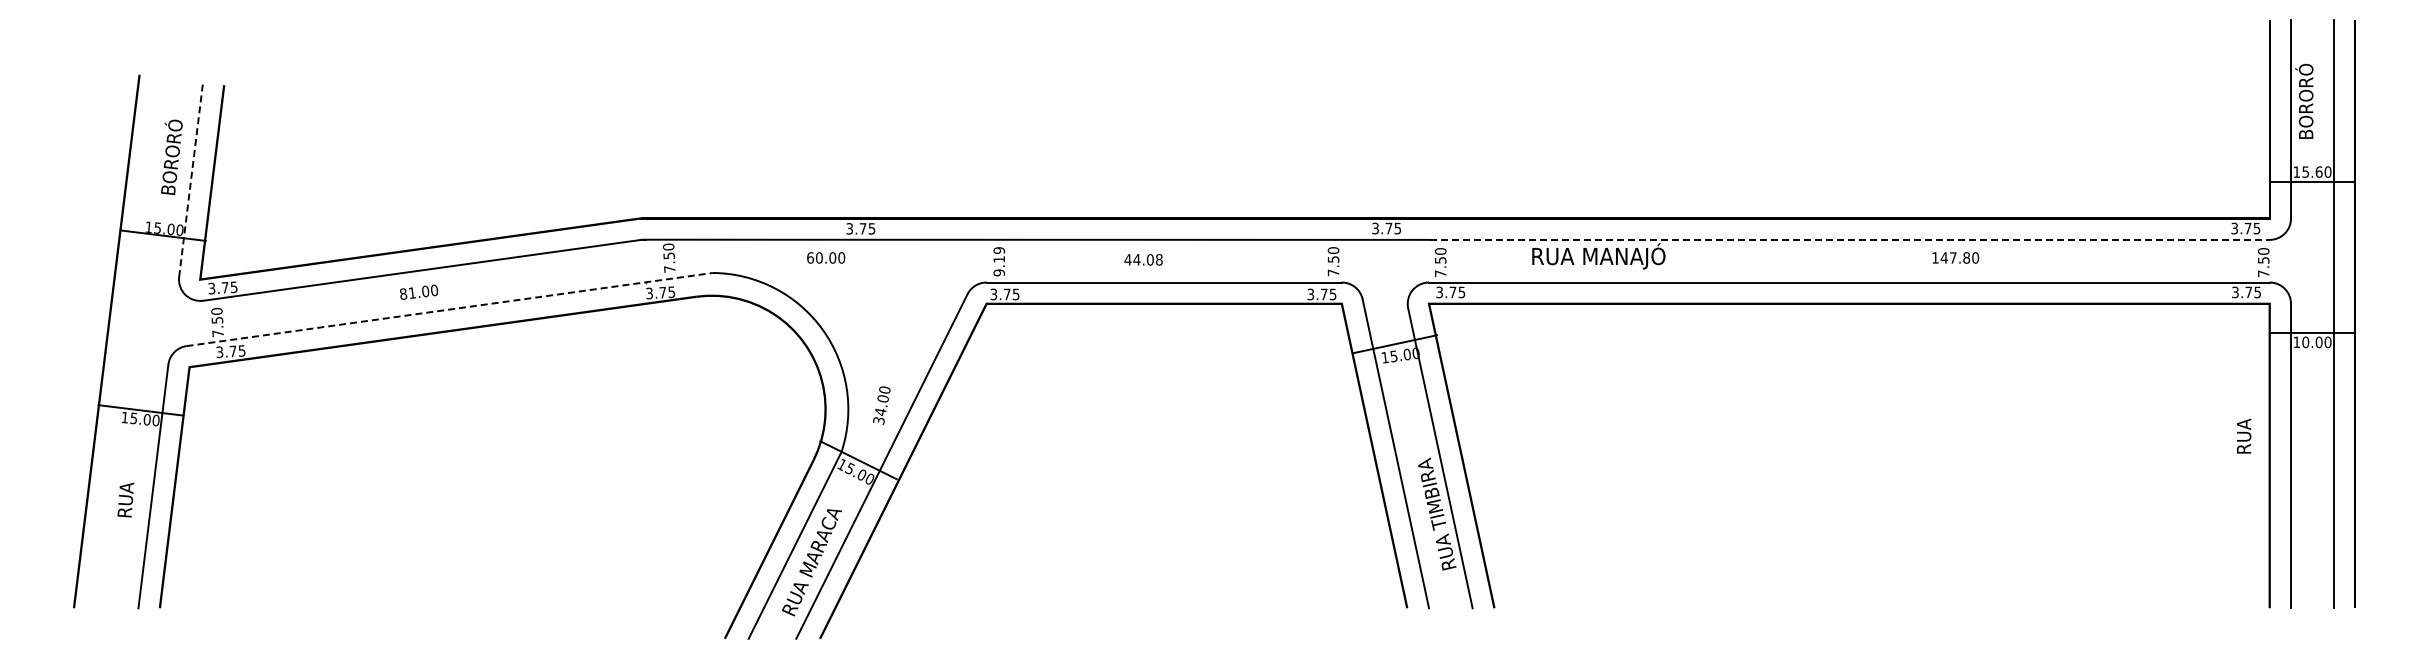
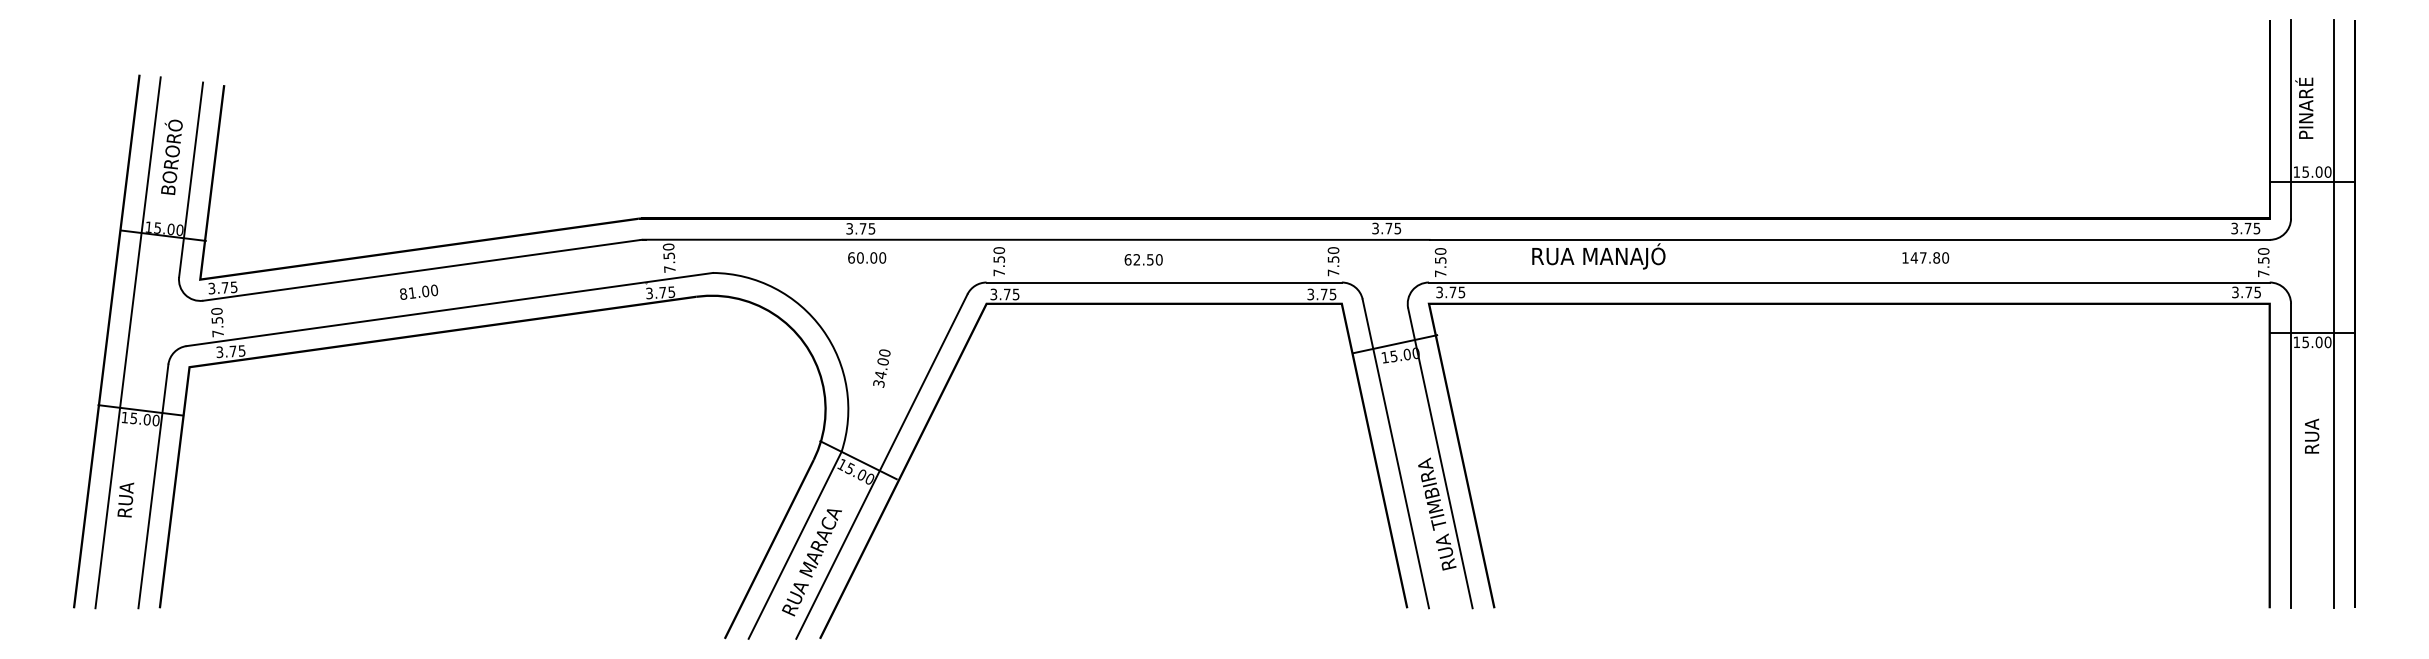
text: BORORÓ -> PINARÉ (2304, 100)
text: 15.60 -> 15.00 (2318, 171)
line: dashed -> solid (191, 179)
line: dashed -> solid (1850, 239)
text position: (826, 257) -> (867, 257) (867, 257)
text position: (1955, 257) -> (1925, 257) (1925, 257)
text: 44.08 -> 62.50 (1143, 259)
text: 9.19 -> 7.50 (999, 261)
line: dashed -> solid (449, 309)
line: none -> present (127, 342)
text: 10.00 -> 15.00 (2305, 342)
text position: (881, 405) -> (881, 368) (881, 368)
text position: (2244, 435) -> (2312, 435) (2312, 435)
